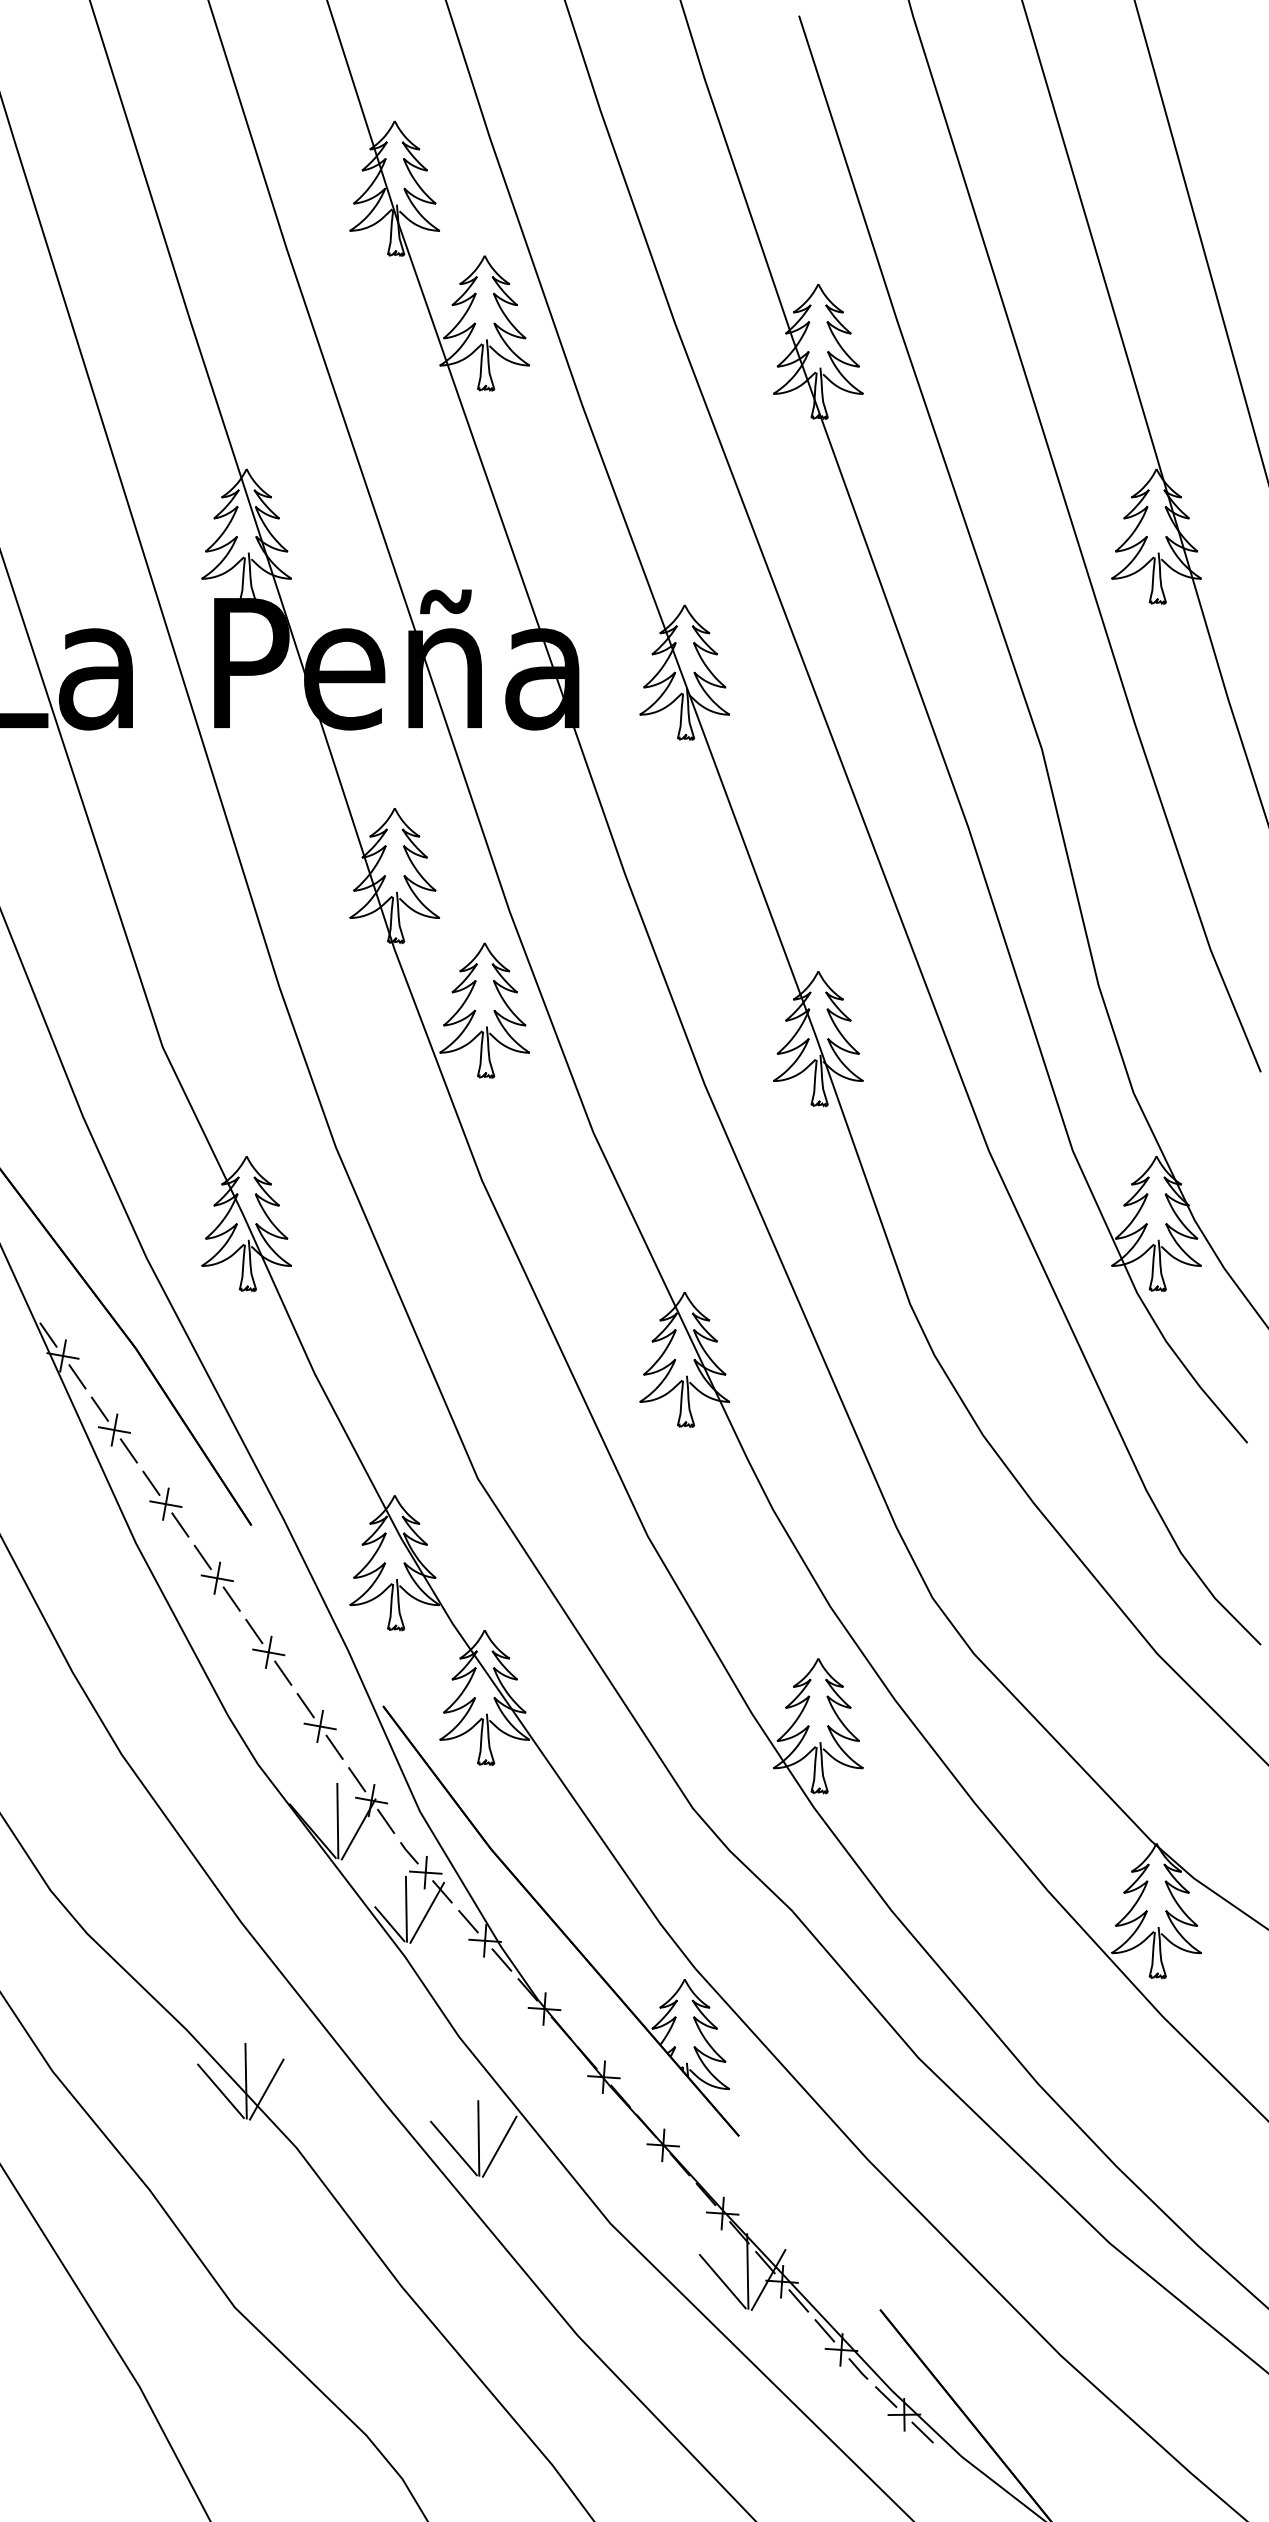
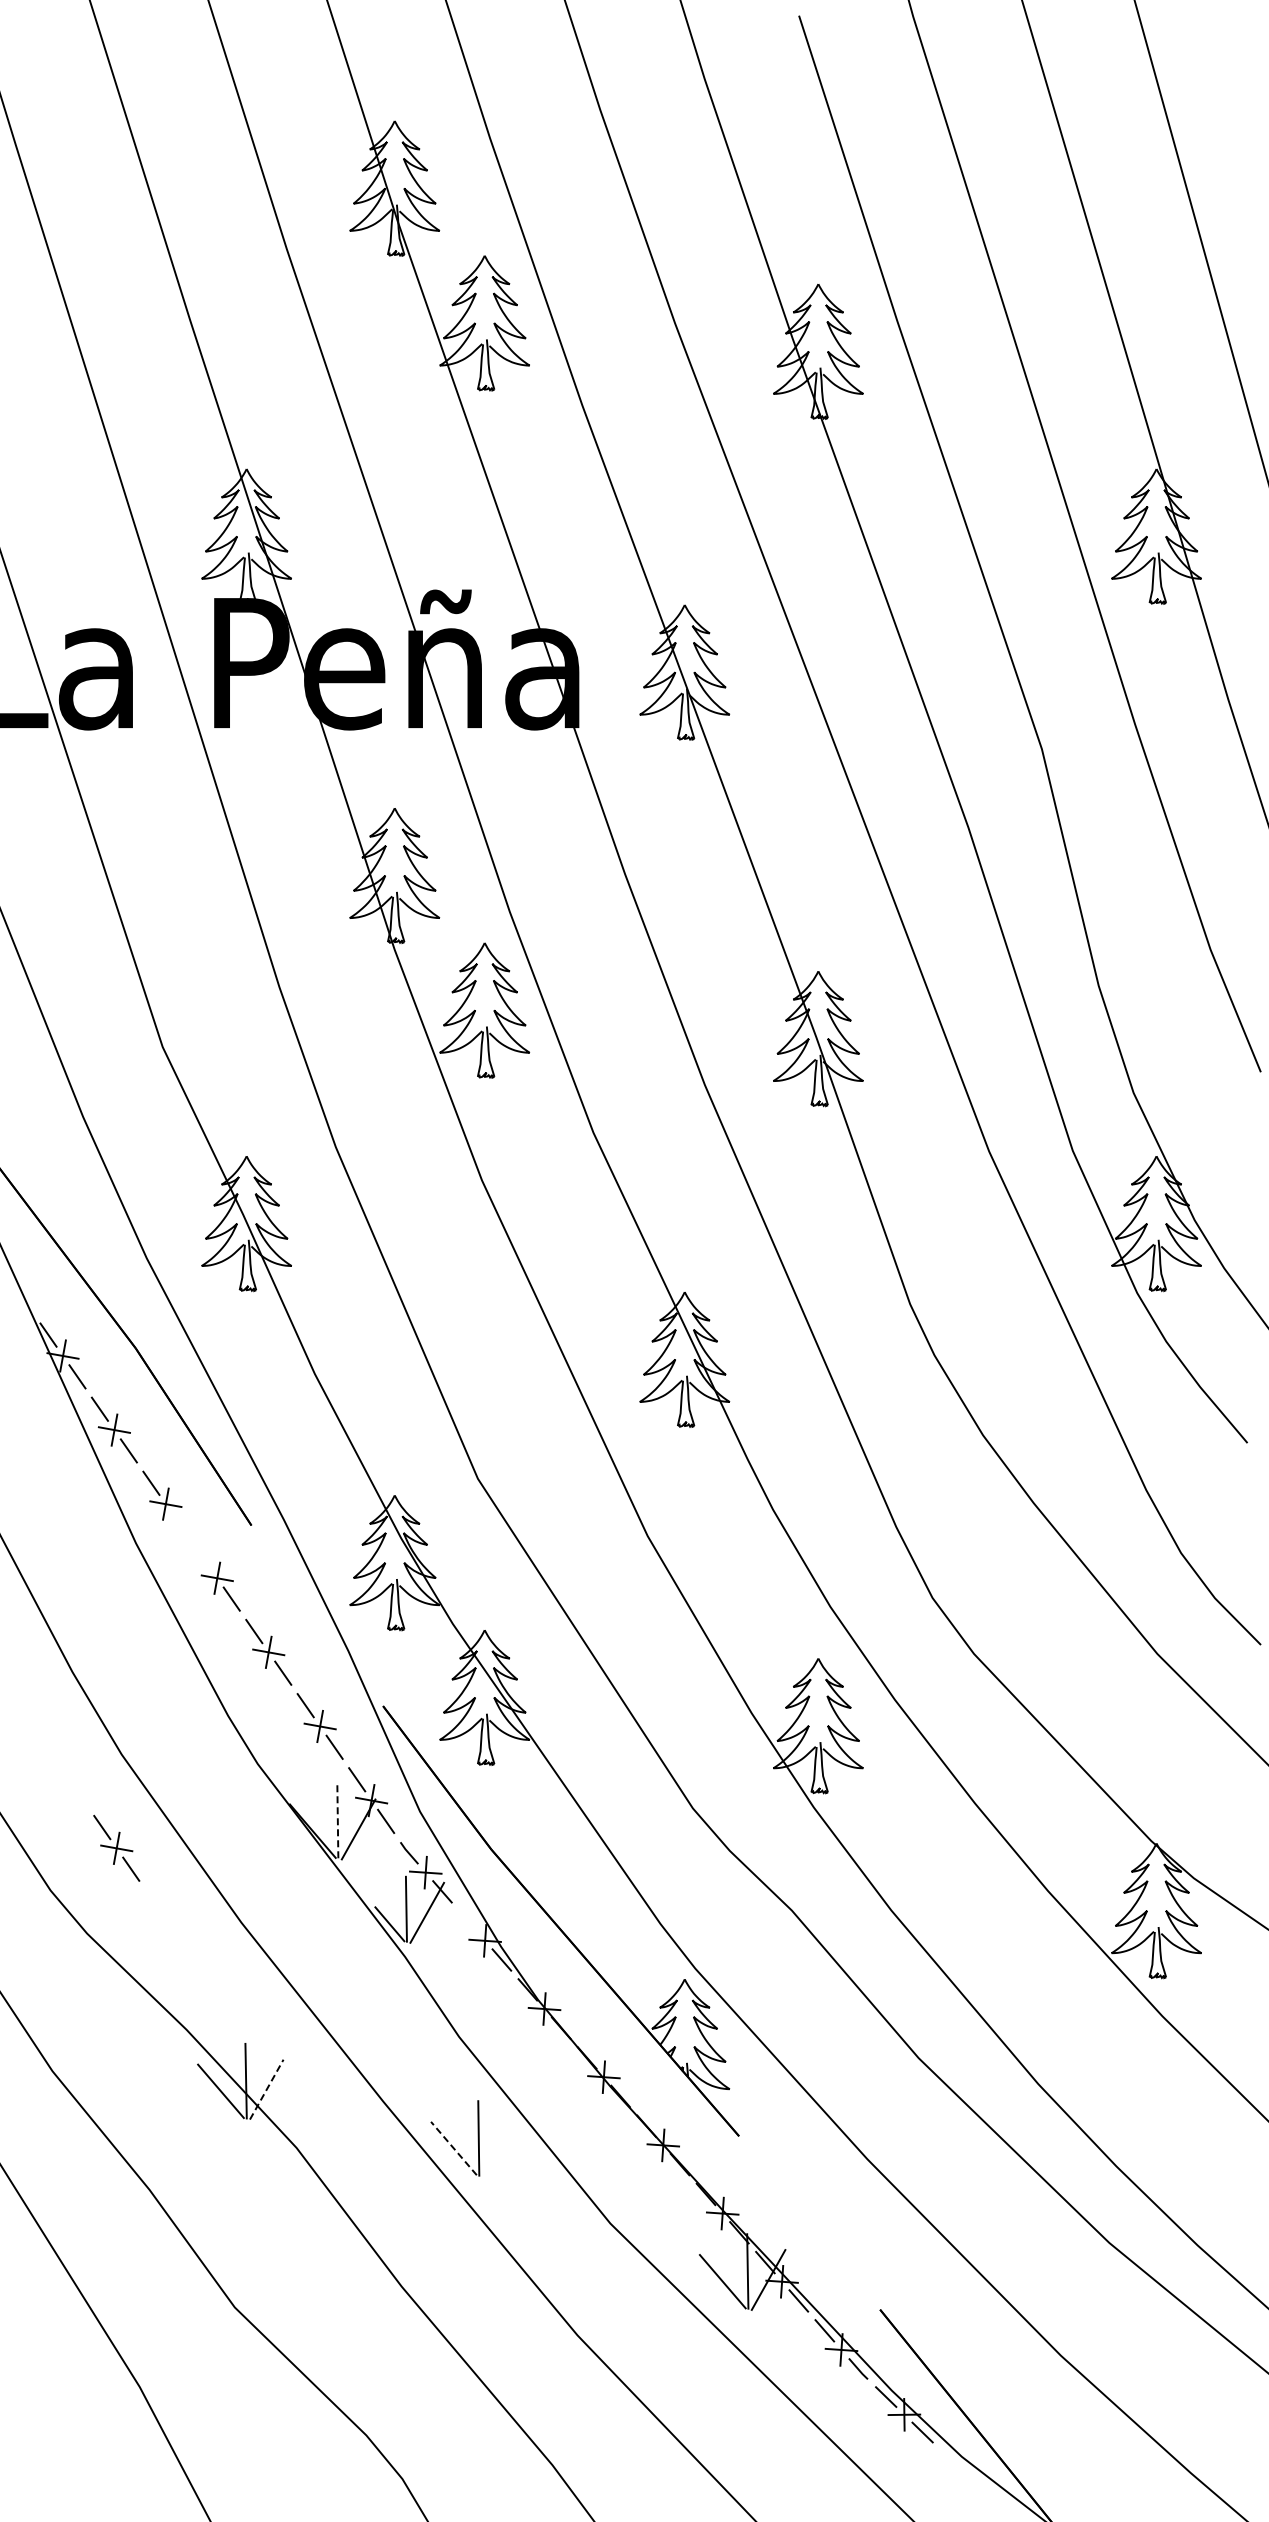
line: present -> none (180, 1524)
line: present -> none (202, 1557)
line: solid -> dashed (337, 1820)
part: none -> present (116, 1847)
line: present -> none (468, 1921)
line: solid -> dashed (266, 2089)
line: present -> none (499, 2146)
line: solid -> dashed (453, 2148)
